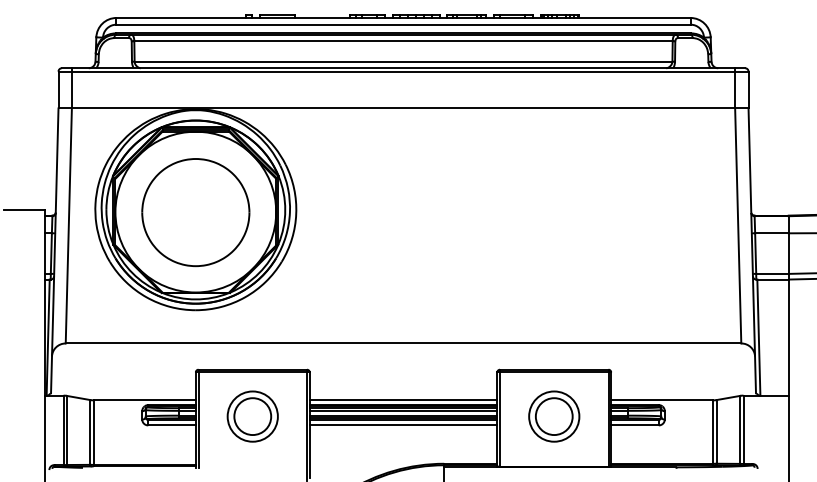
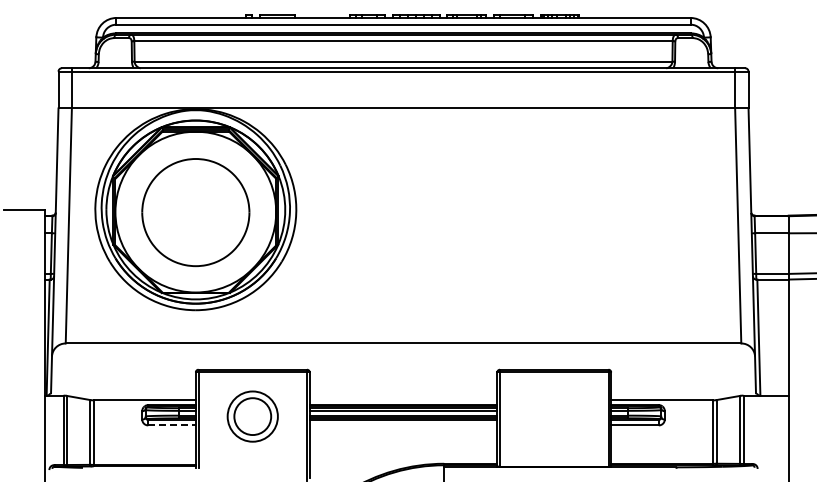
line: present -> none (403, 400)
part: present -> none (554, 416)
line: solid -> dashed (172, 425)
line: present -> none (403, 425)
